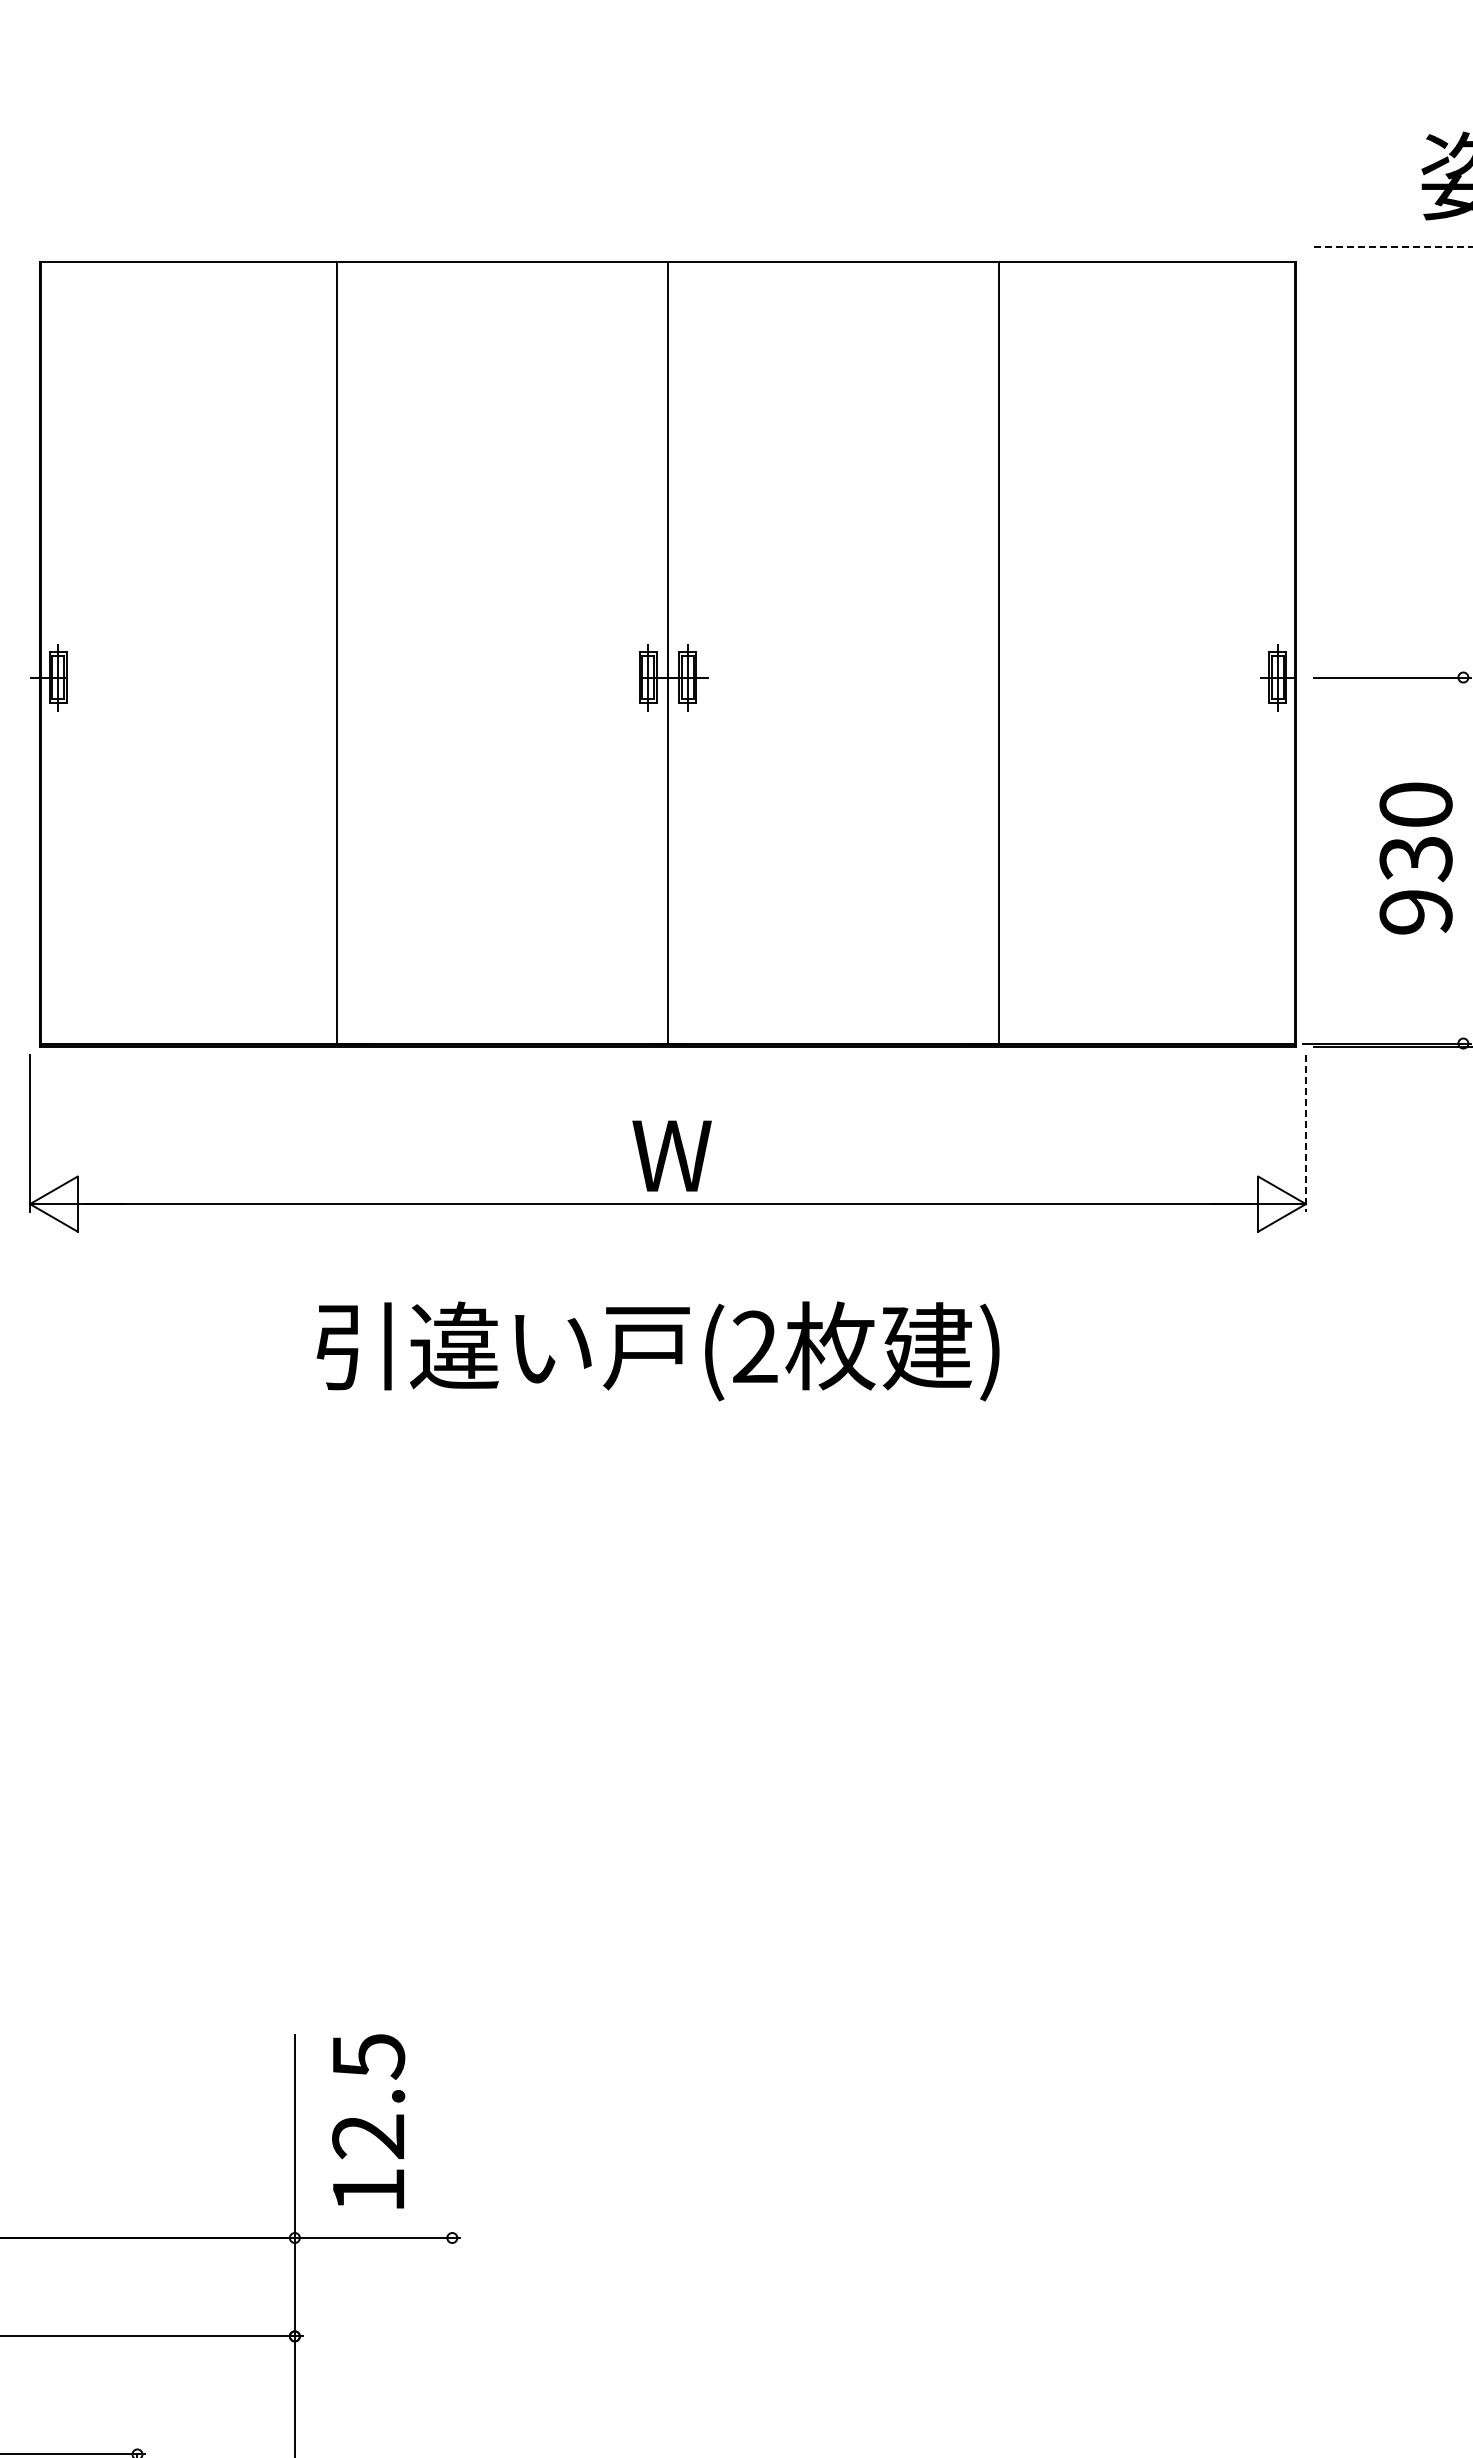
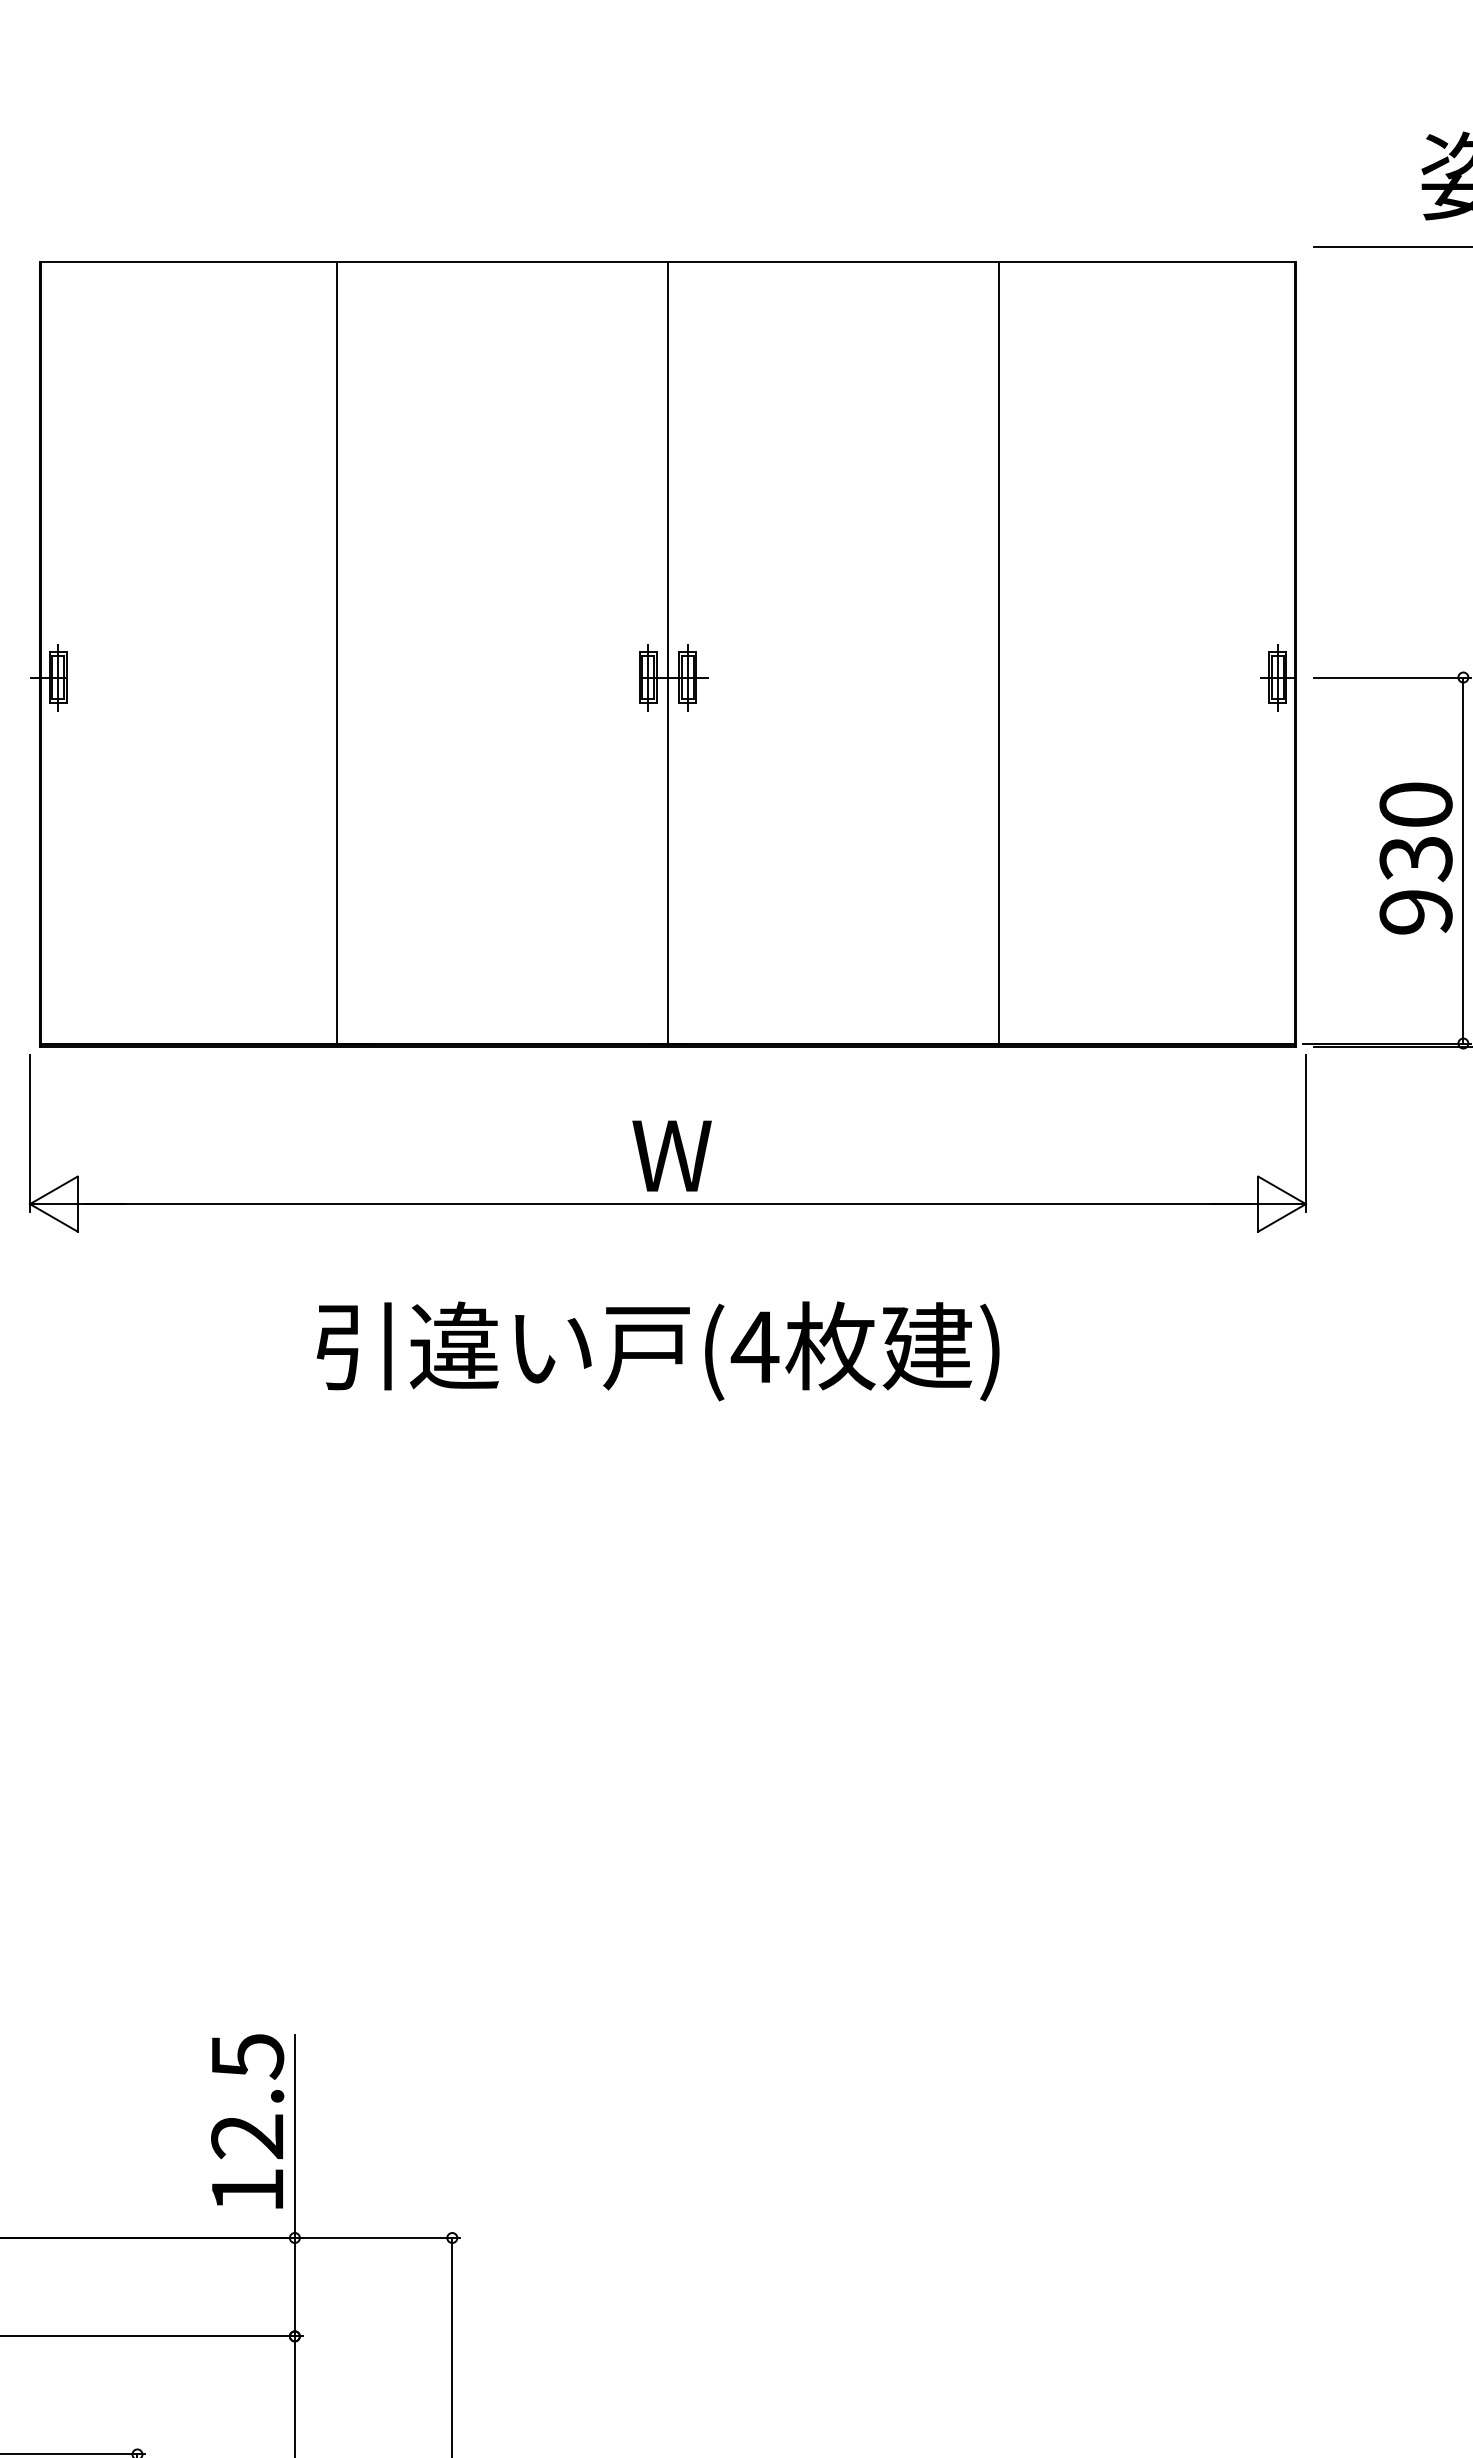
line: dashed -> solid (1393, 246)
line: none -> present (1463, 860)
line: dashed -> solid (1305, 1133)
text: (2 -> (4 (754, 1346)
text position: (368, 2121) -> (247, 2121) (247, 2121)
line: none -> present (452, 2346)
